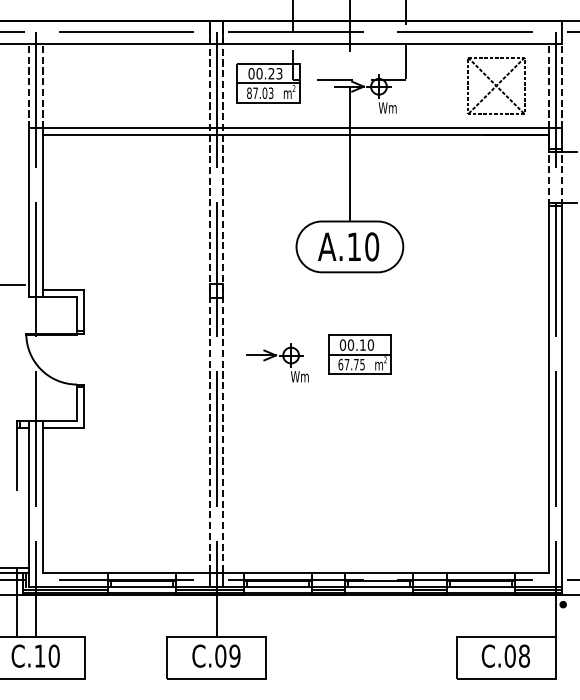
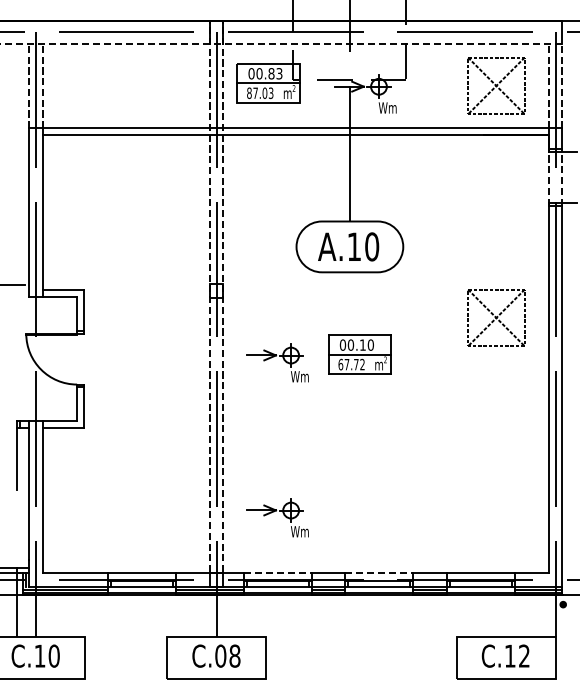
line: solid -> dashed (280, 43)
text: 00.23 -> 00.83 (271, 73)
part: none -> present (496, 317)
text: 67.75 -> 67.72 (362, 364)
part: none -> present (277, 517)
line: solid -> dashed (277, 573)
line: solid -> dashed (379, 573)
text: C.09 -> C.08 (234, 655)
text: C.08 -> C.12 (516, 655)
